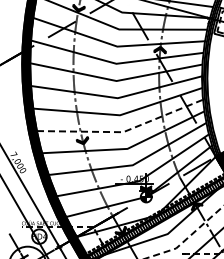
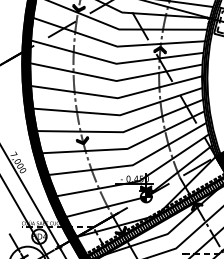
line: dashed -> solid (123, 132)
line: dashed -> solid (187, 238)
